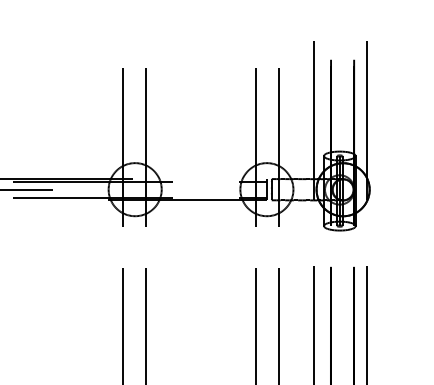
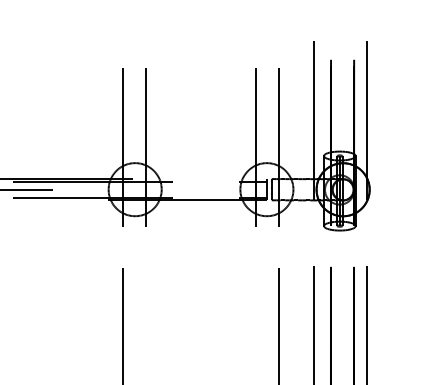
line: present -> none (146, 324)
line: present -> none (255, 324)
